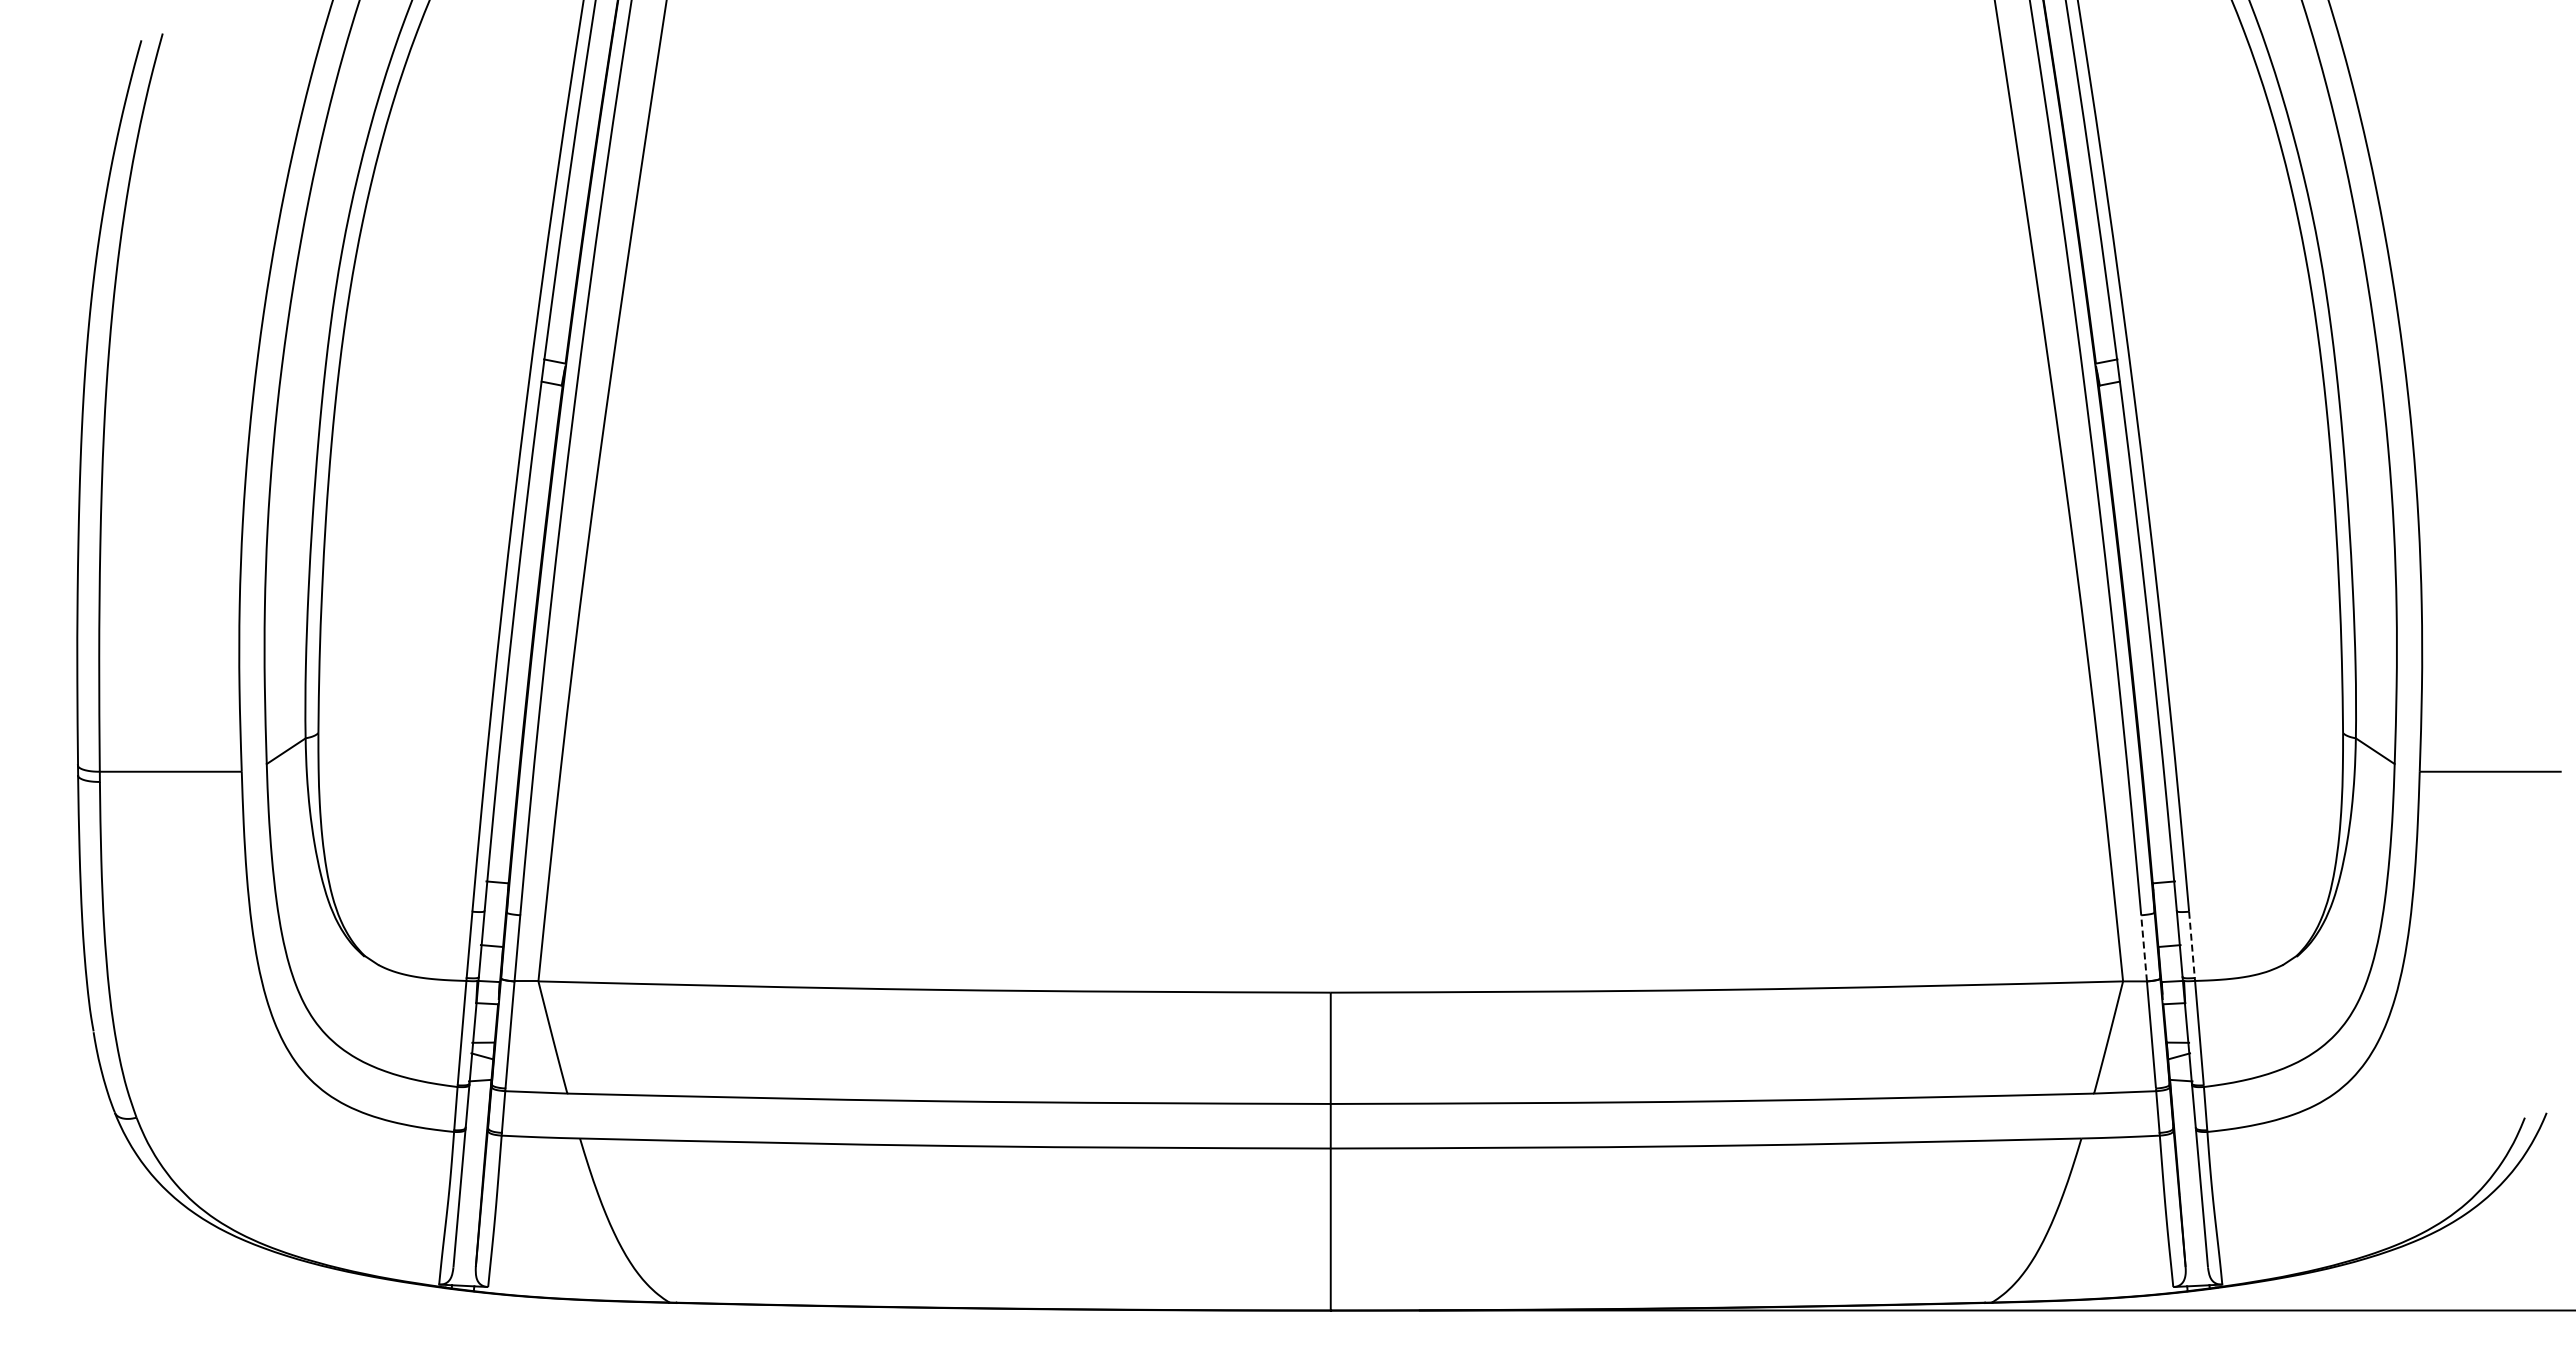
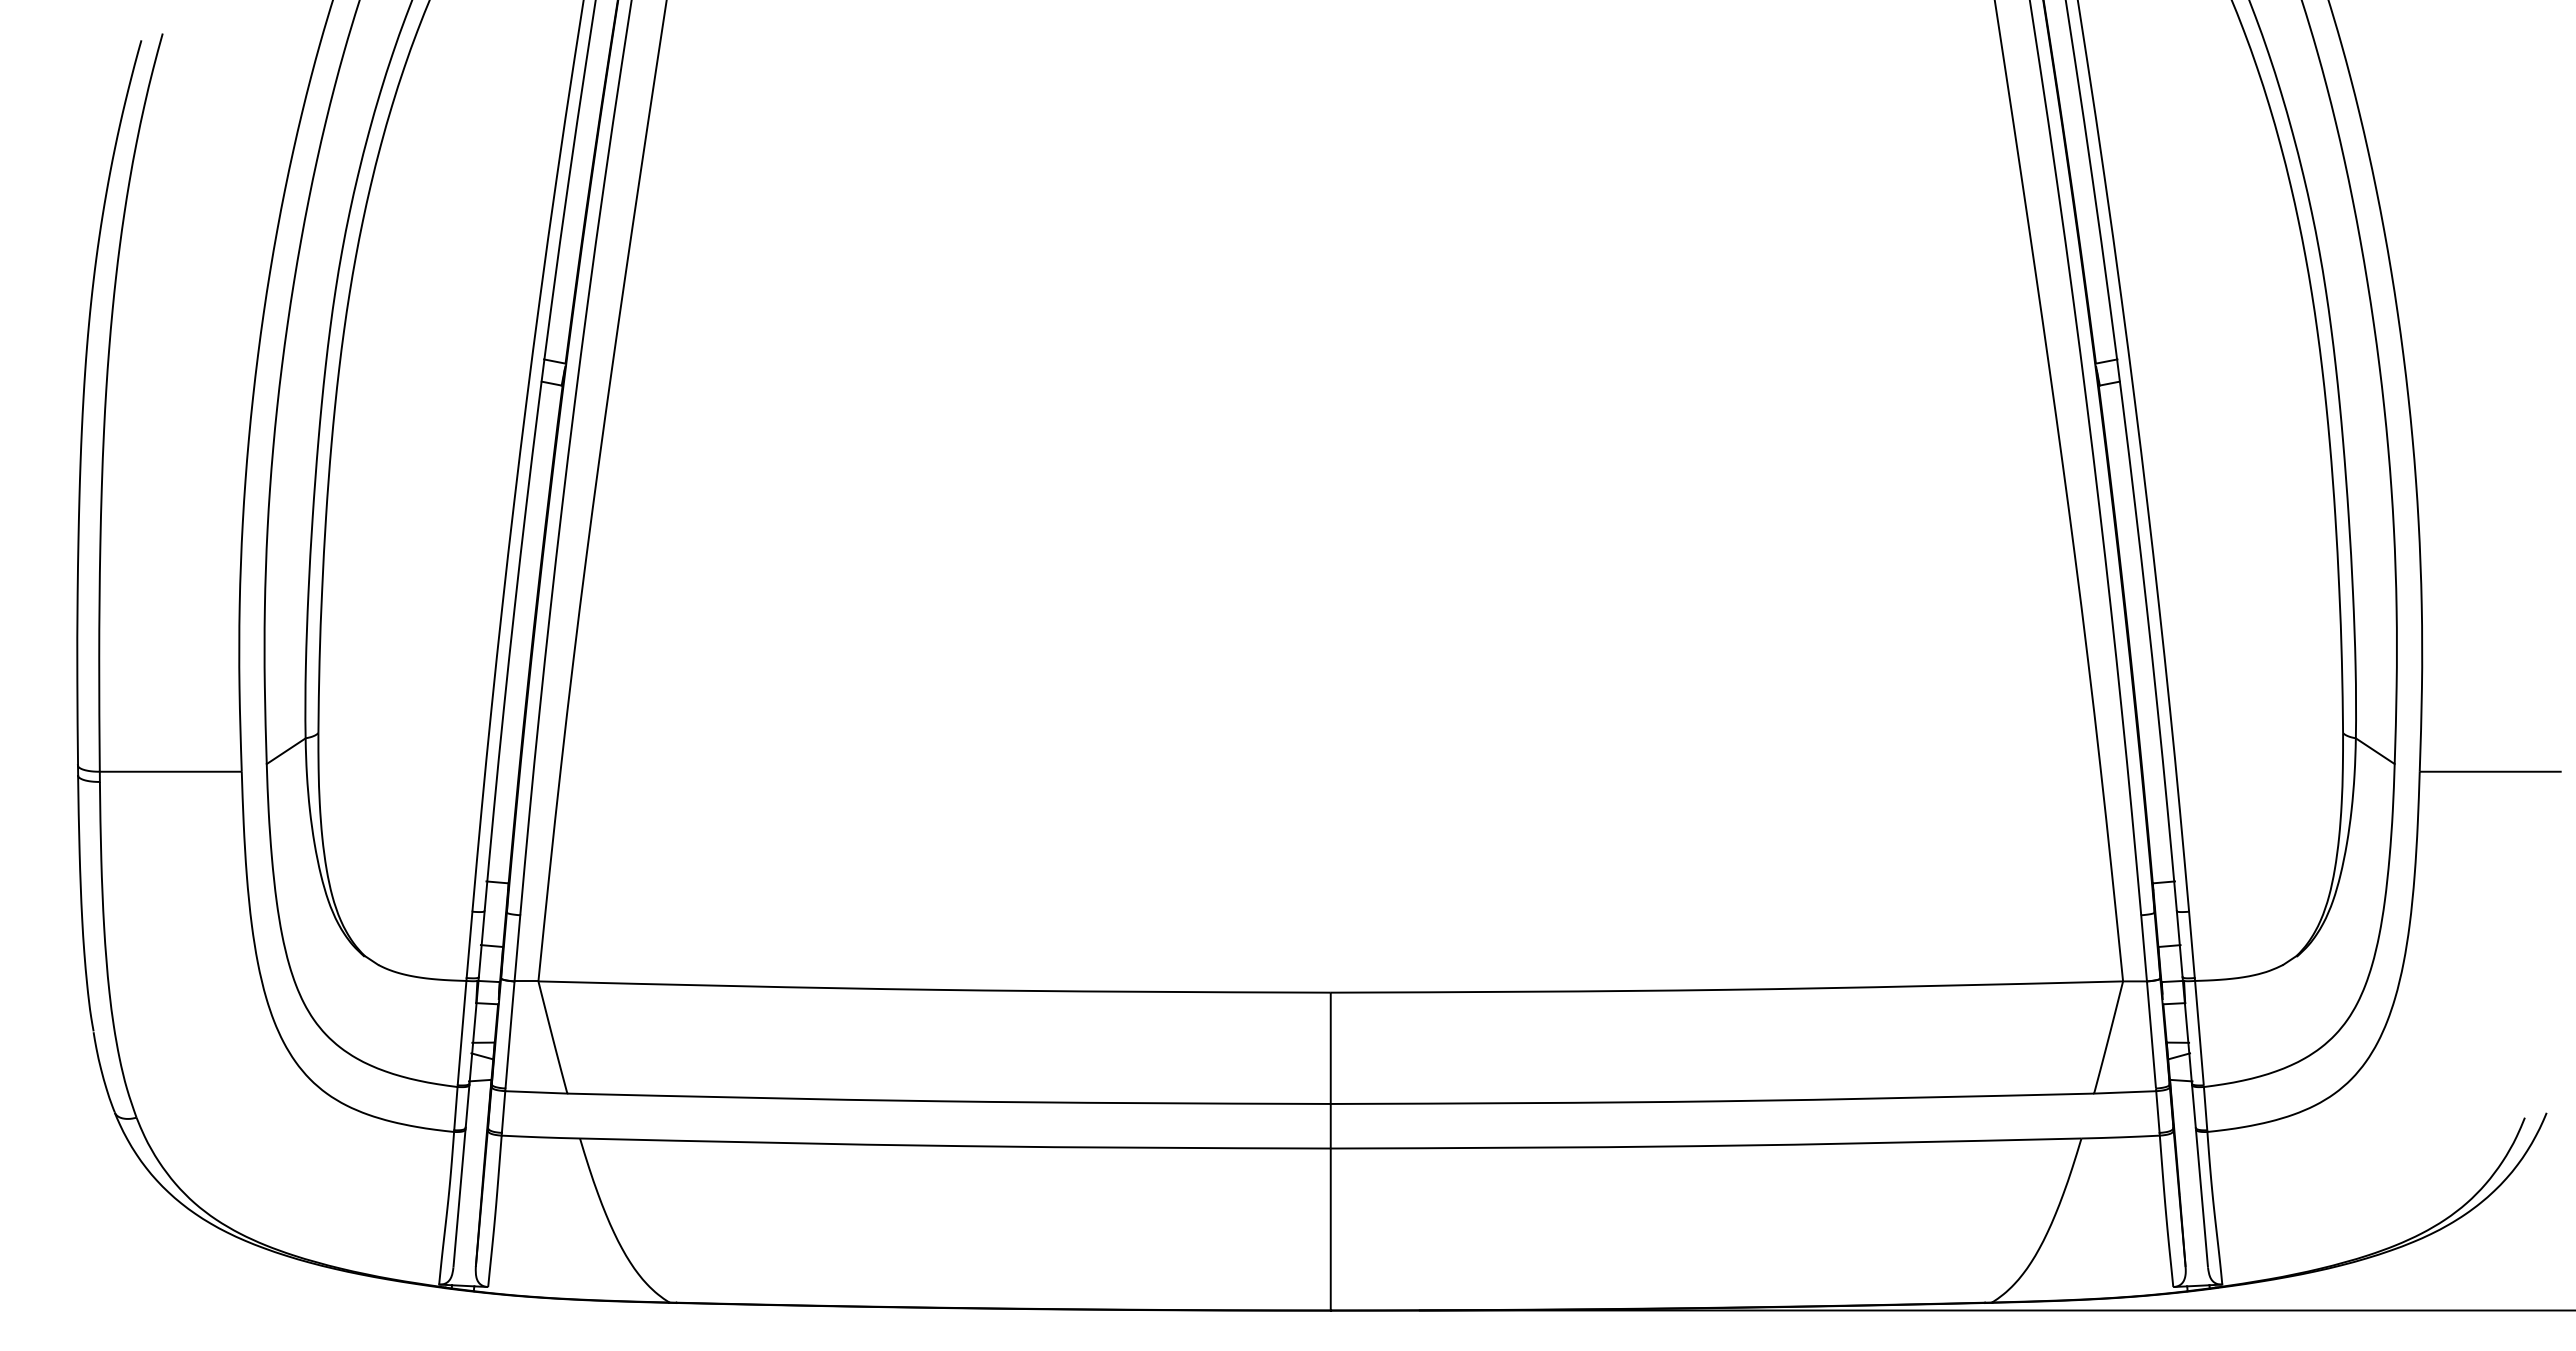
line: dashed -> solid (2191, 945)
line: dashed -> solid (2144, 947)
